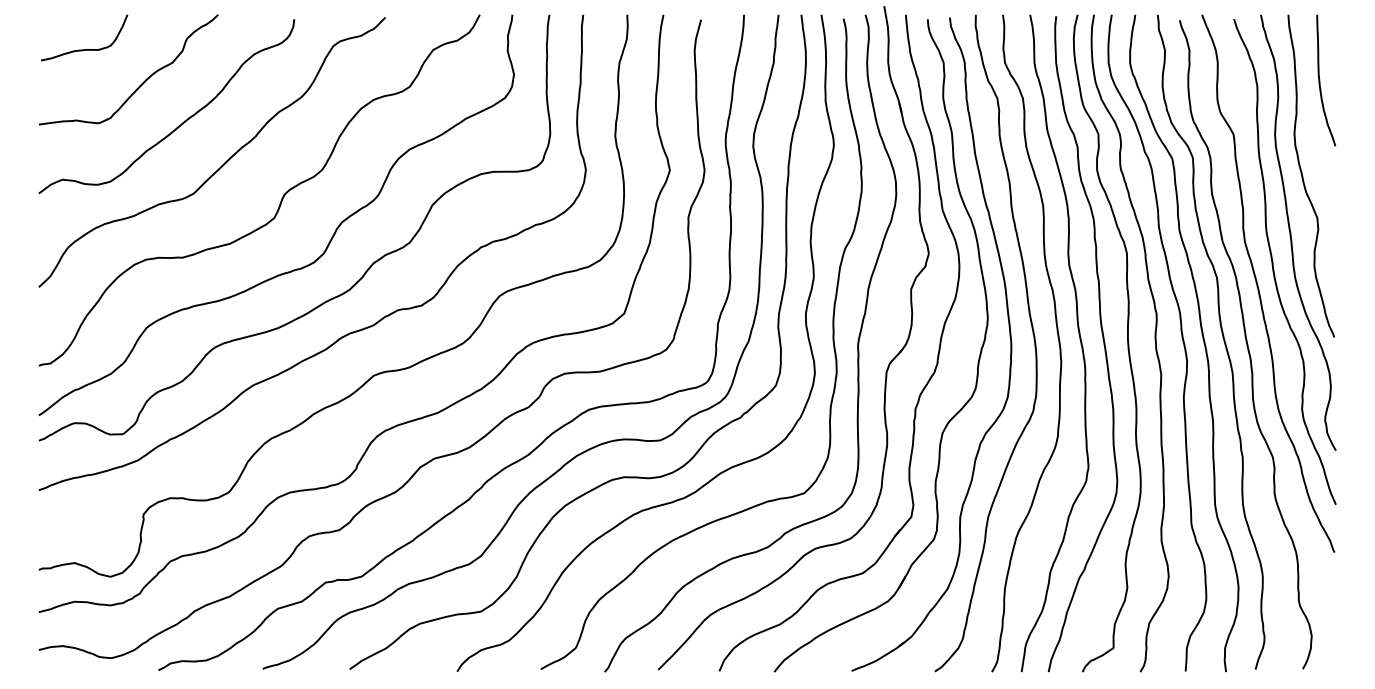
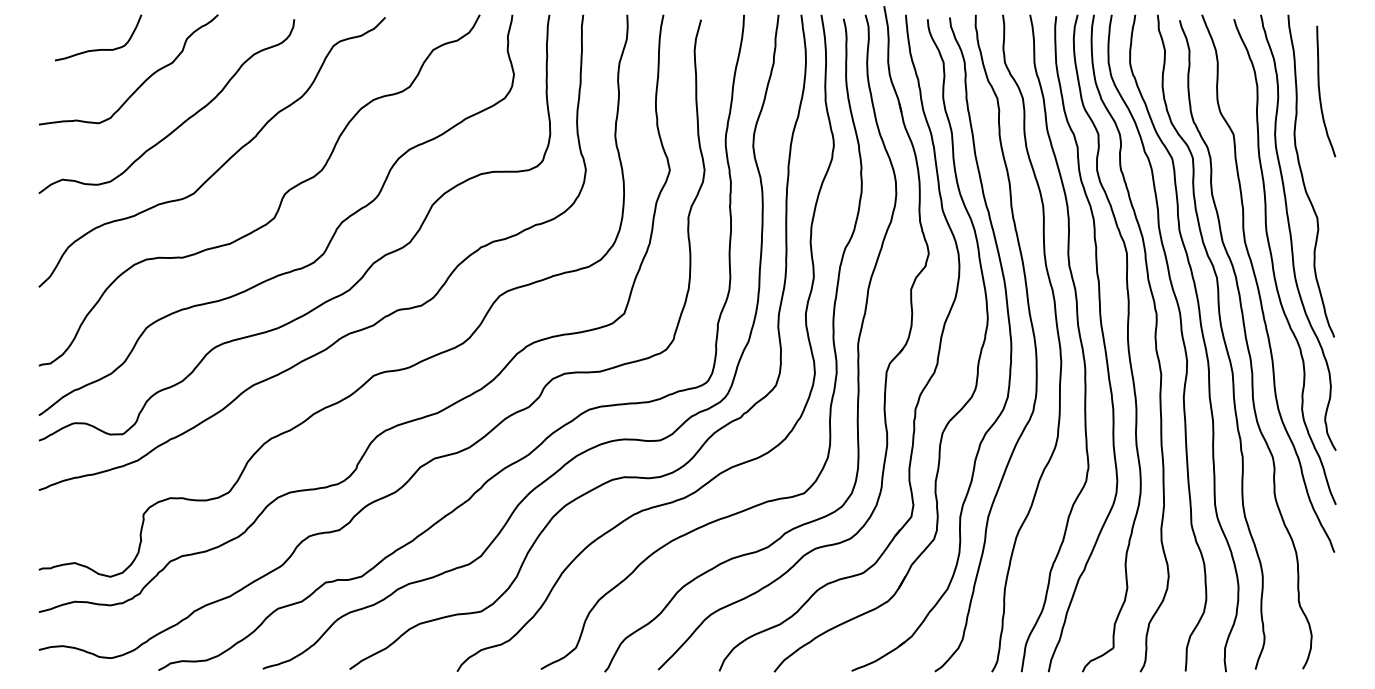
curve position: (84, 49) -> (98, 49) (98, 49)
curve position: (1320, 80) -> (1320, 91) (1320, 91)
